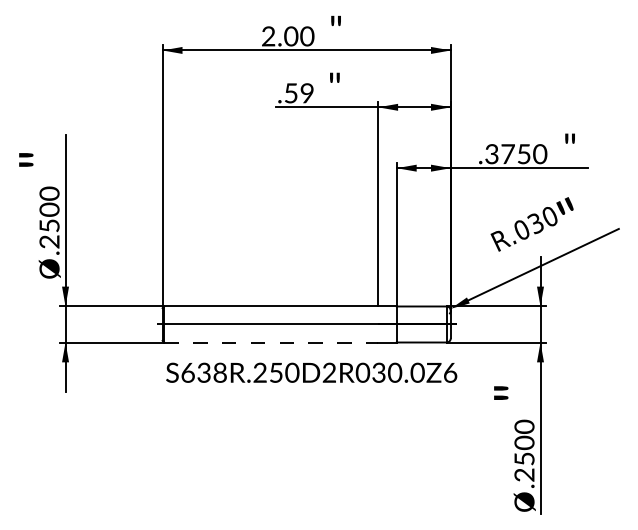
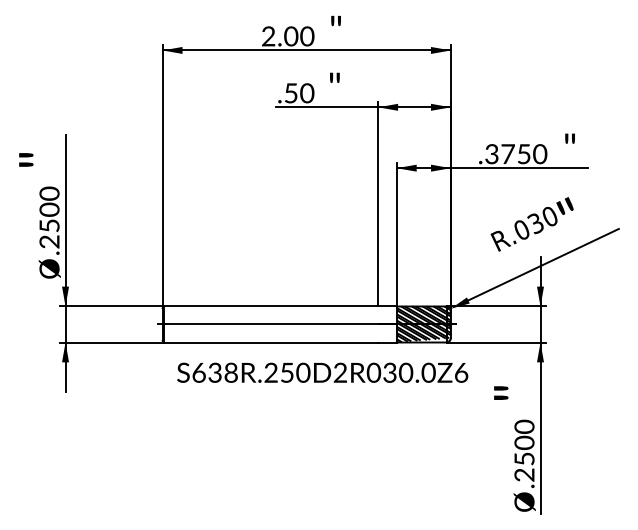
text: .59 -> .50 (307, 93)
hatch: none -> present (423, 324)
line: dashed -> solid (271, 342)
text position: (311, 372) -> (322, 372) (322, 372)
